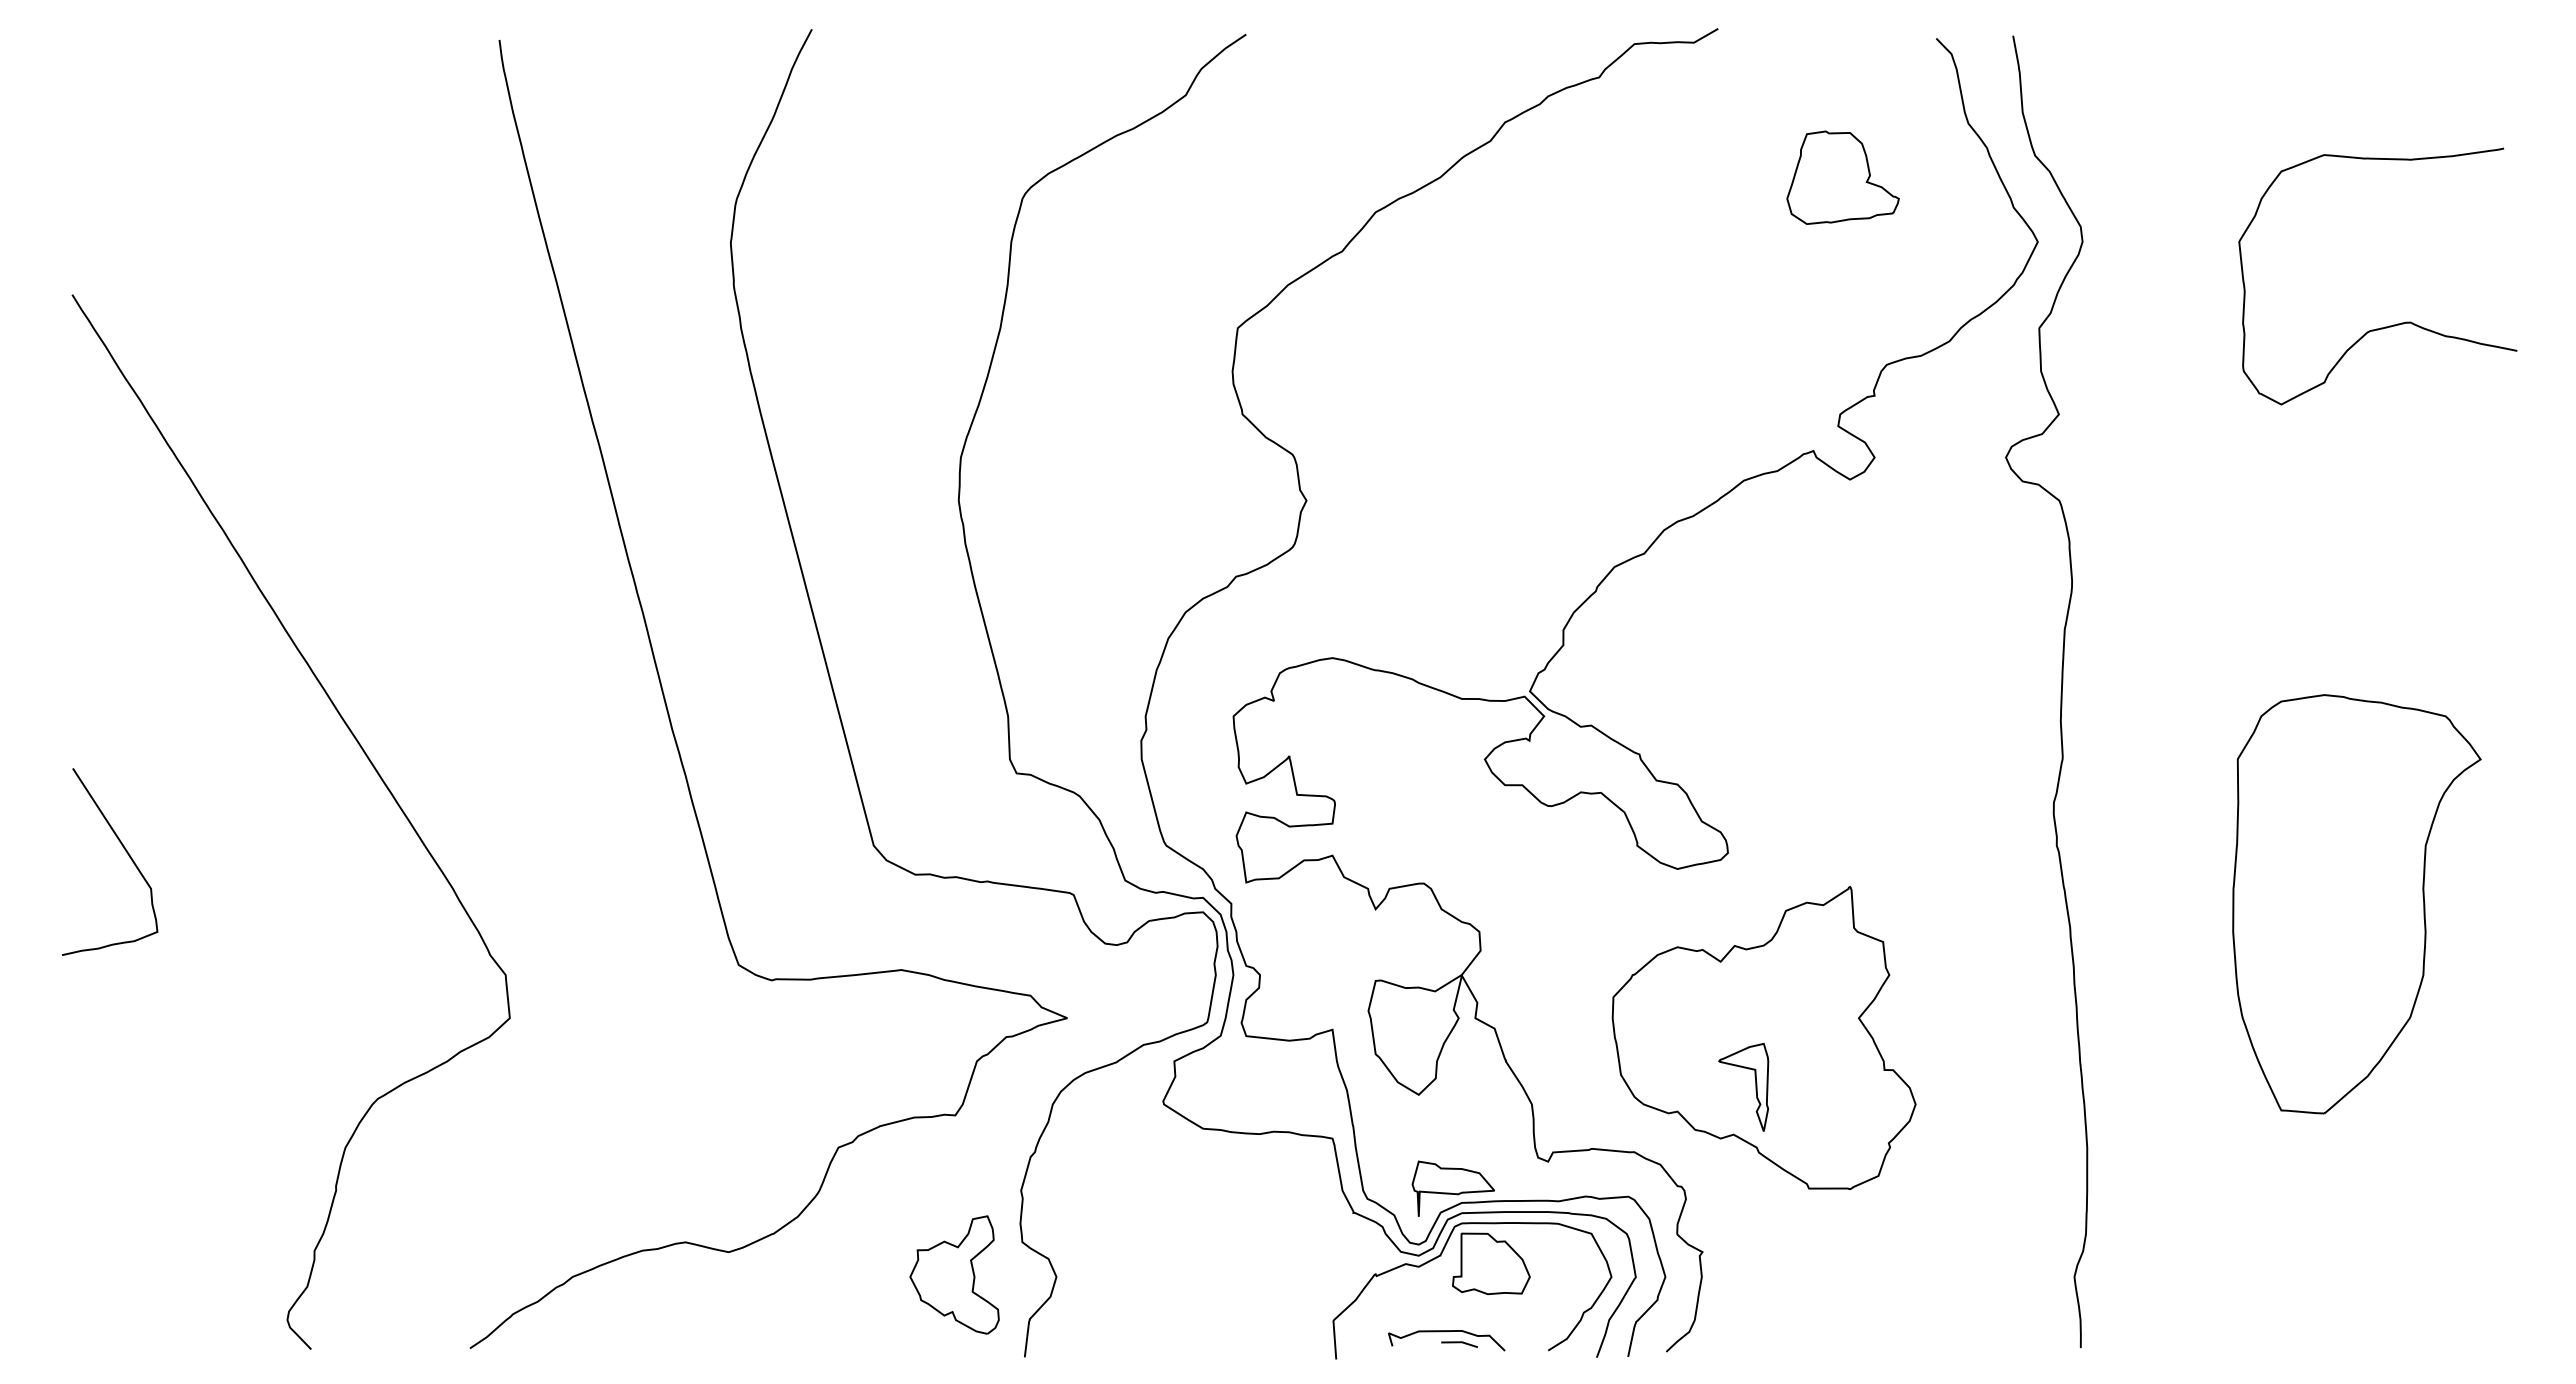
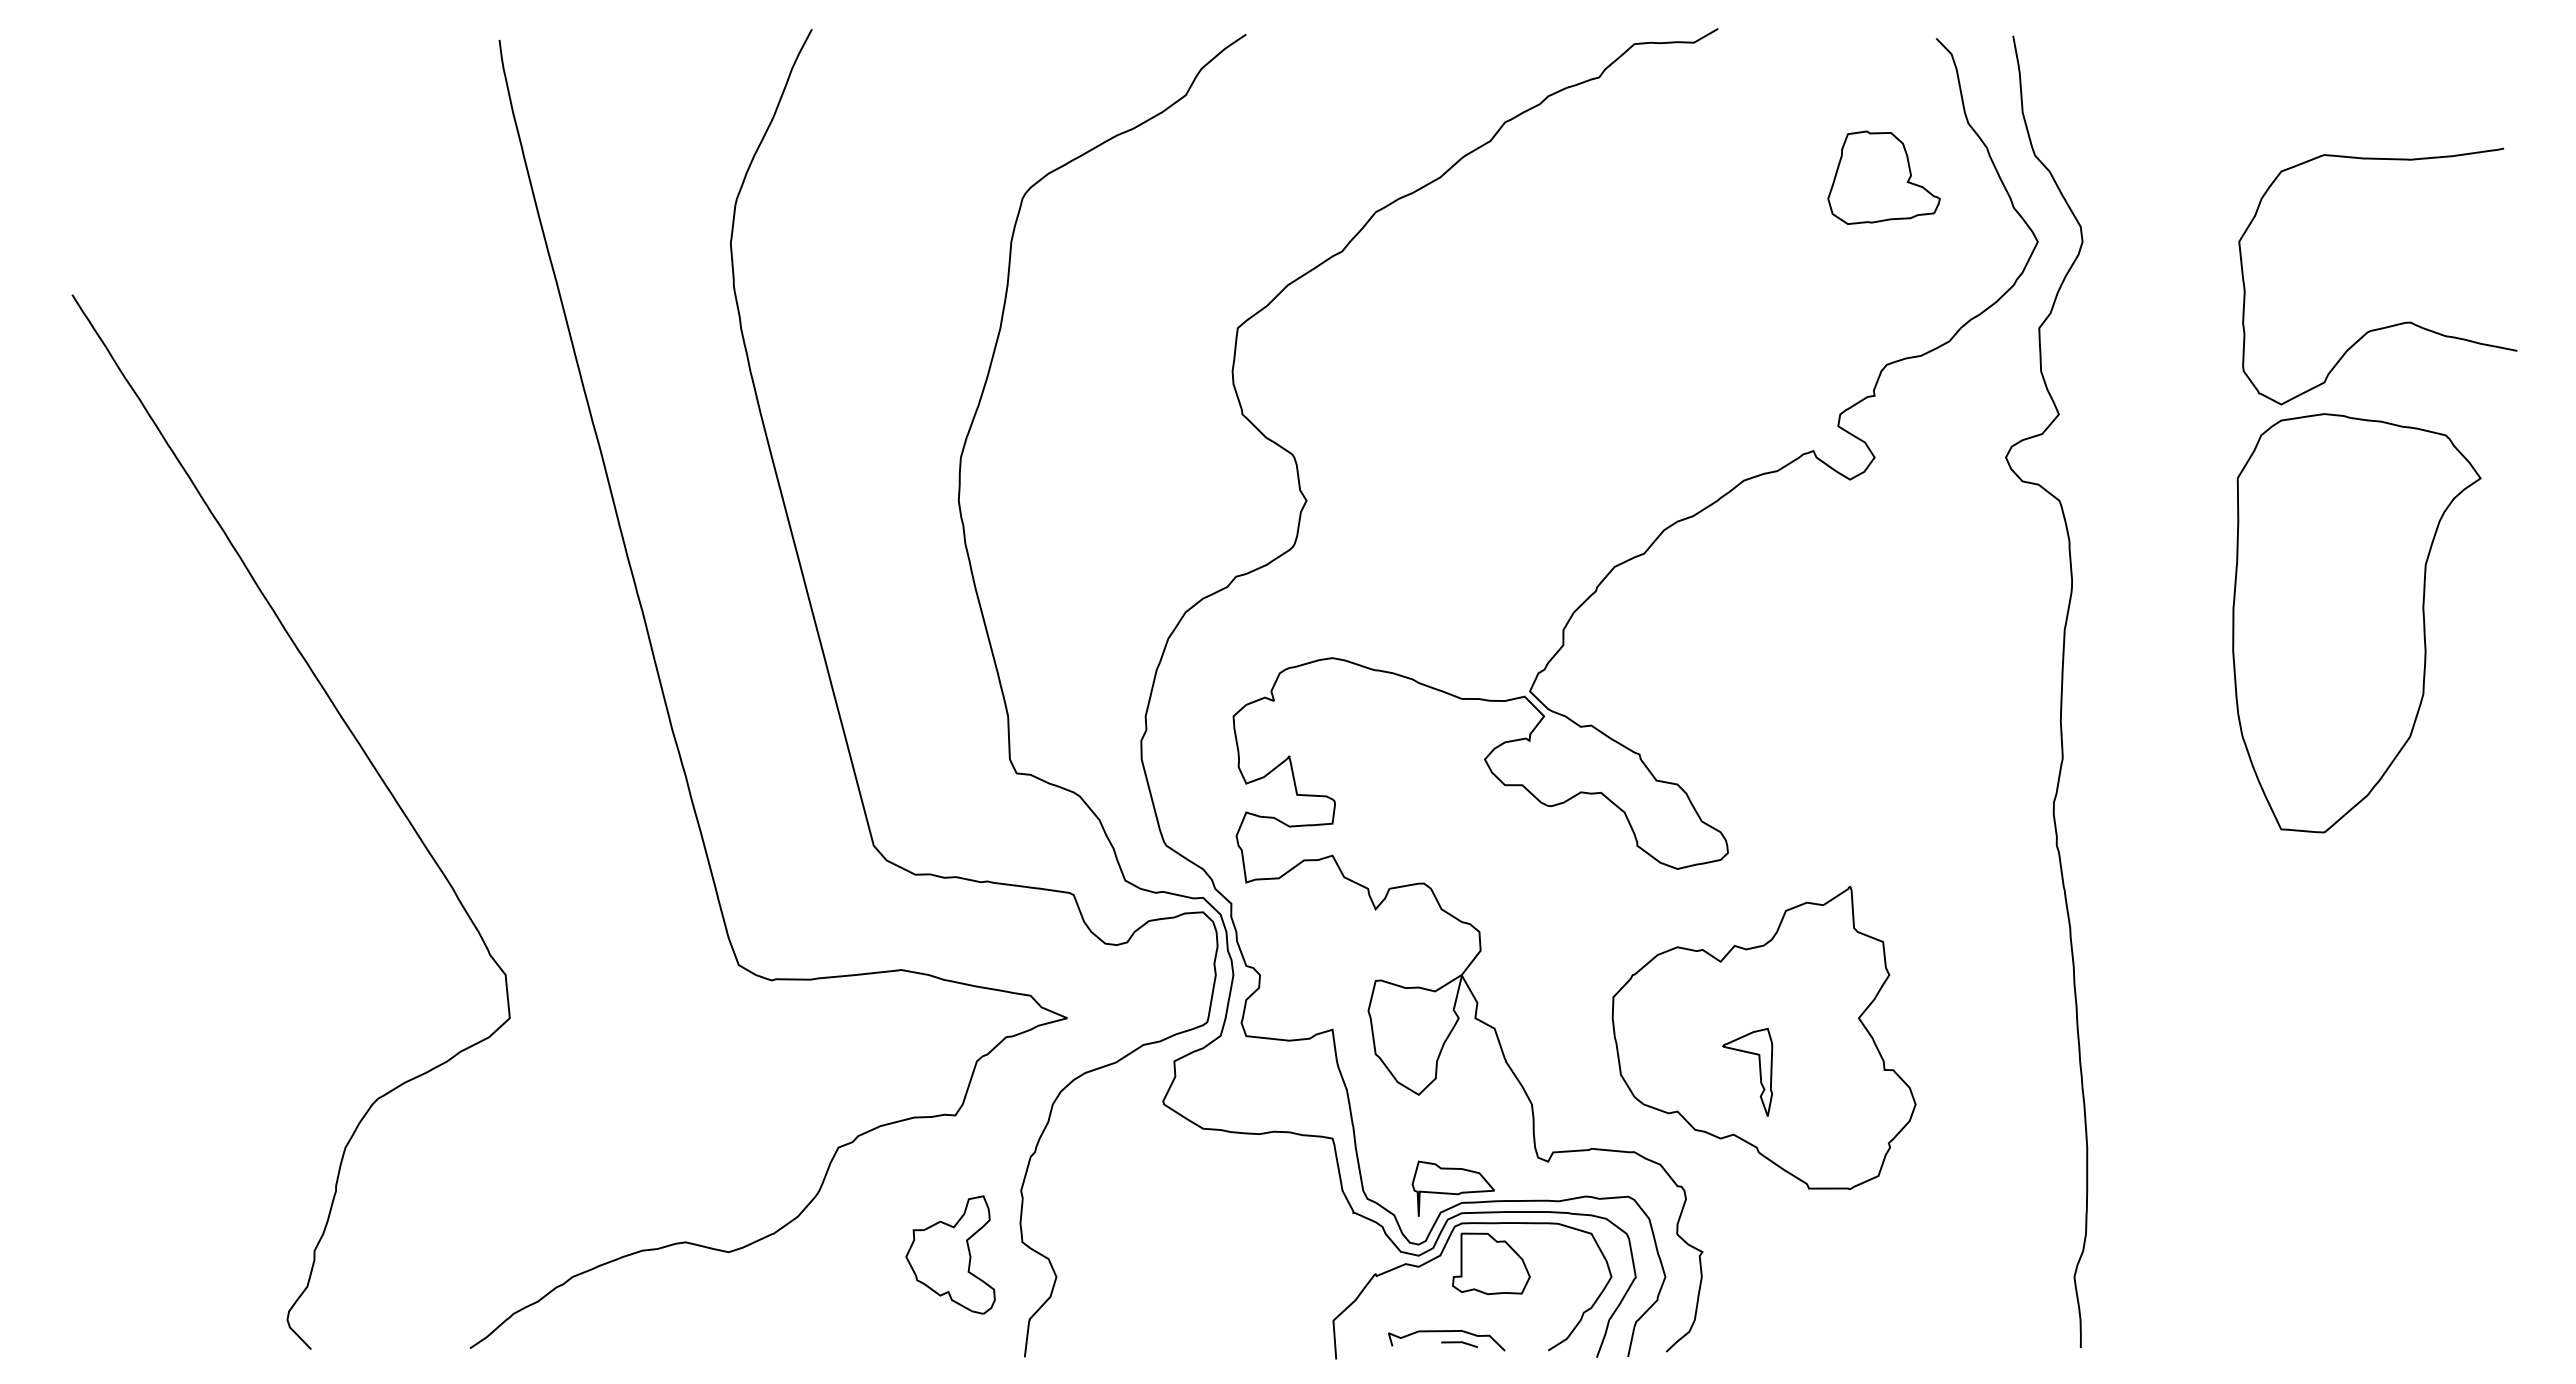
part position: (1842, 177) -> (1883, 177) (1883, 177)
curve: present -> none (125, 851)
part position: (2356, 904) -> (2356, 623) (2356, 623)
part position: (1755, 1086) -> (1759, 1071) (1759, 1071)
part position: (954, 1274) -> (950, 1254) (950, 1254)
